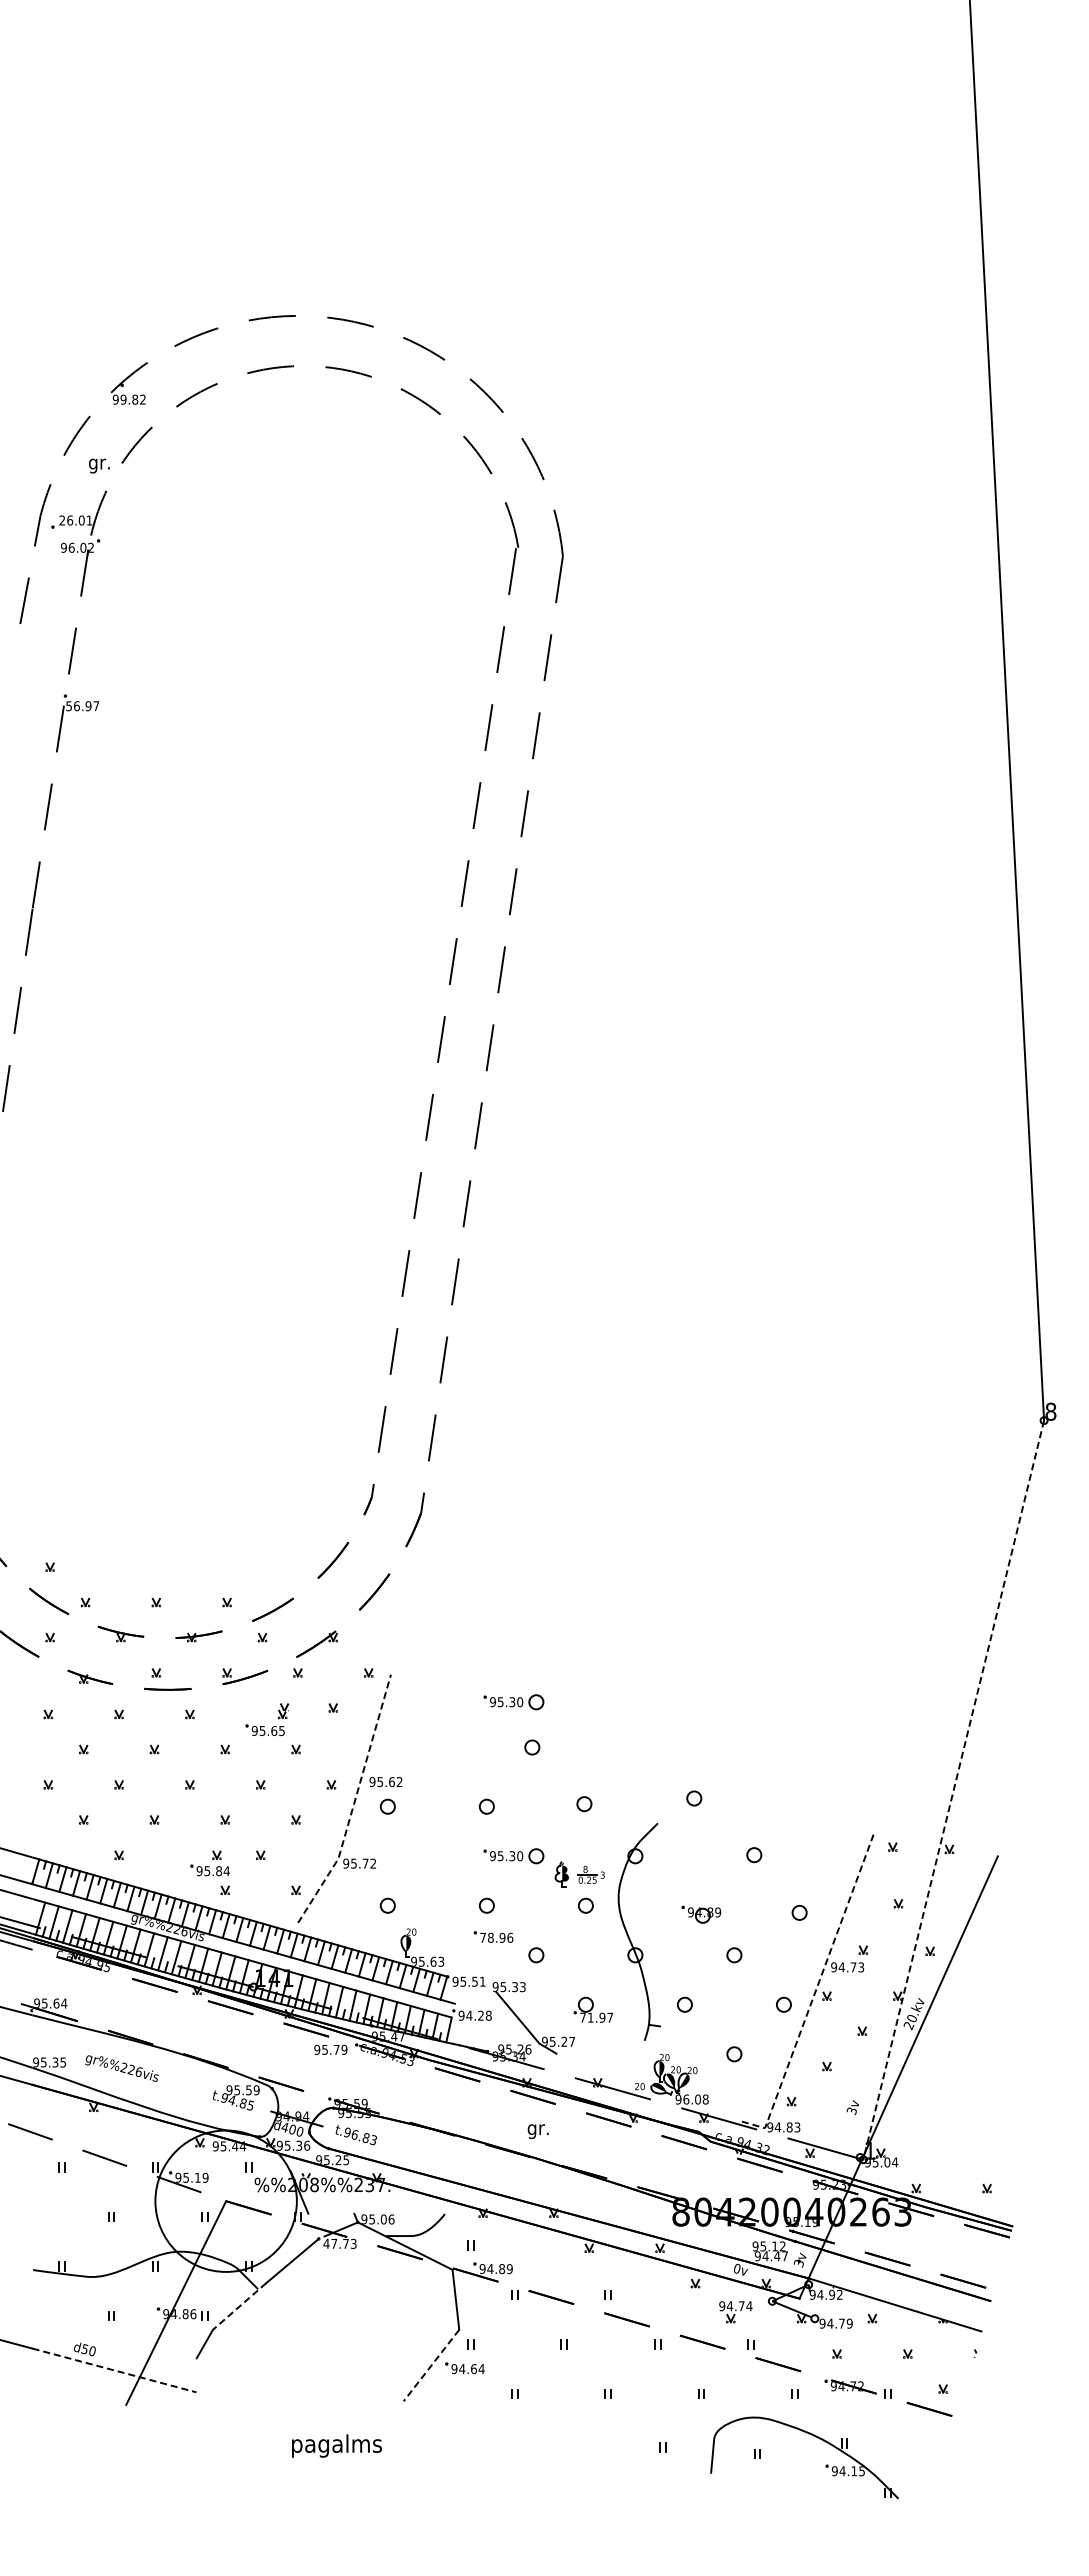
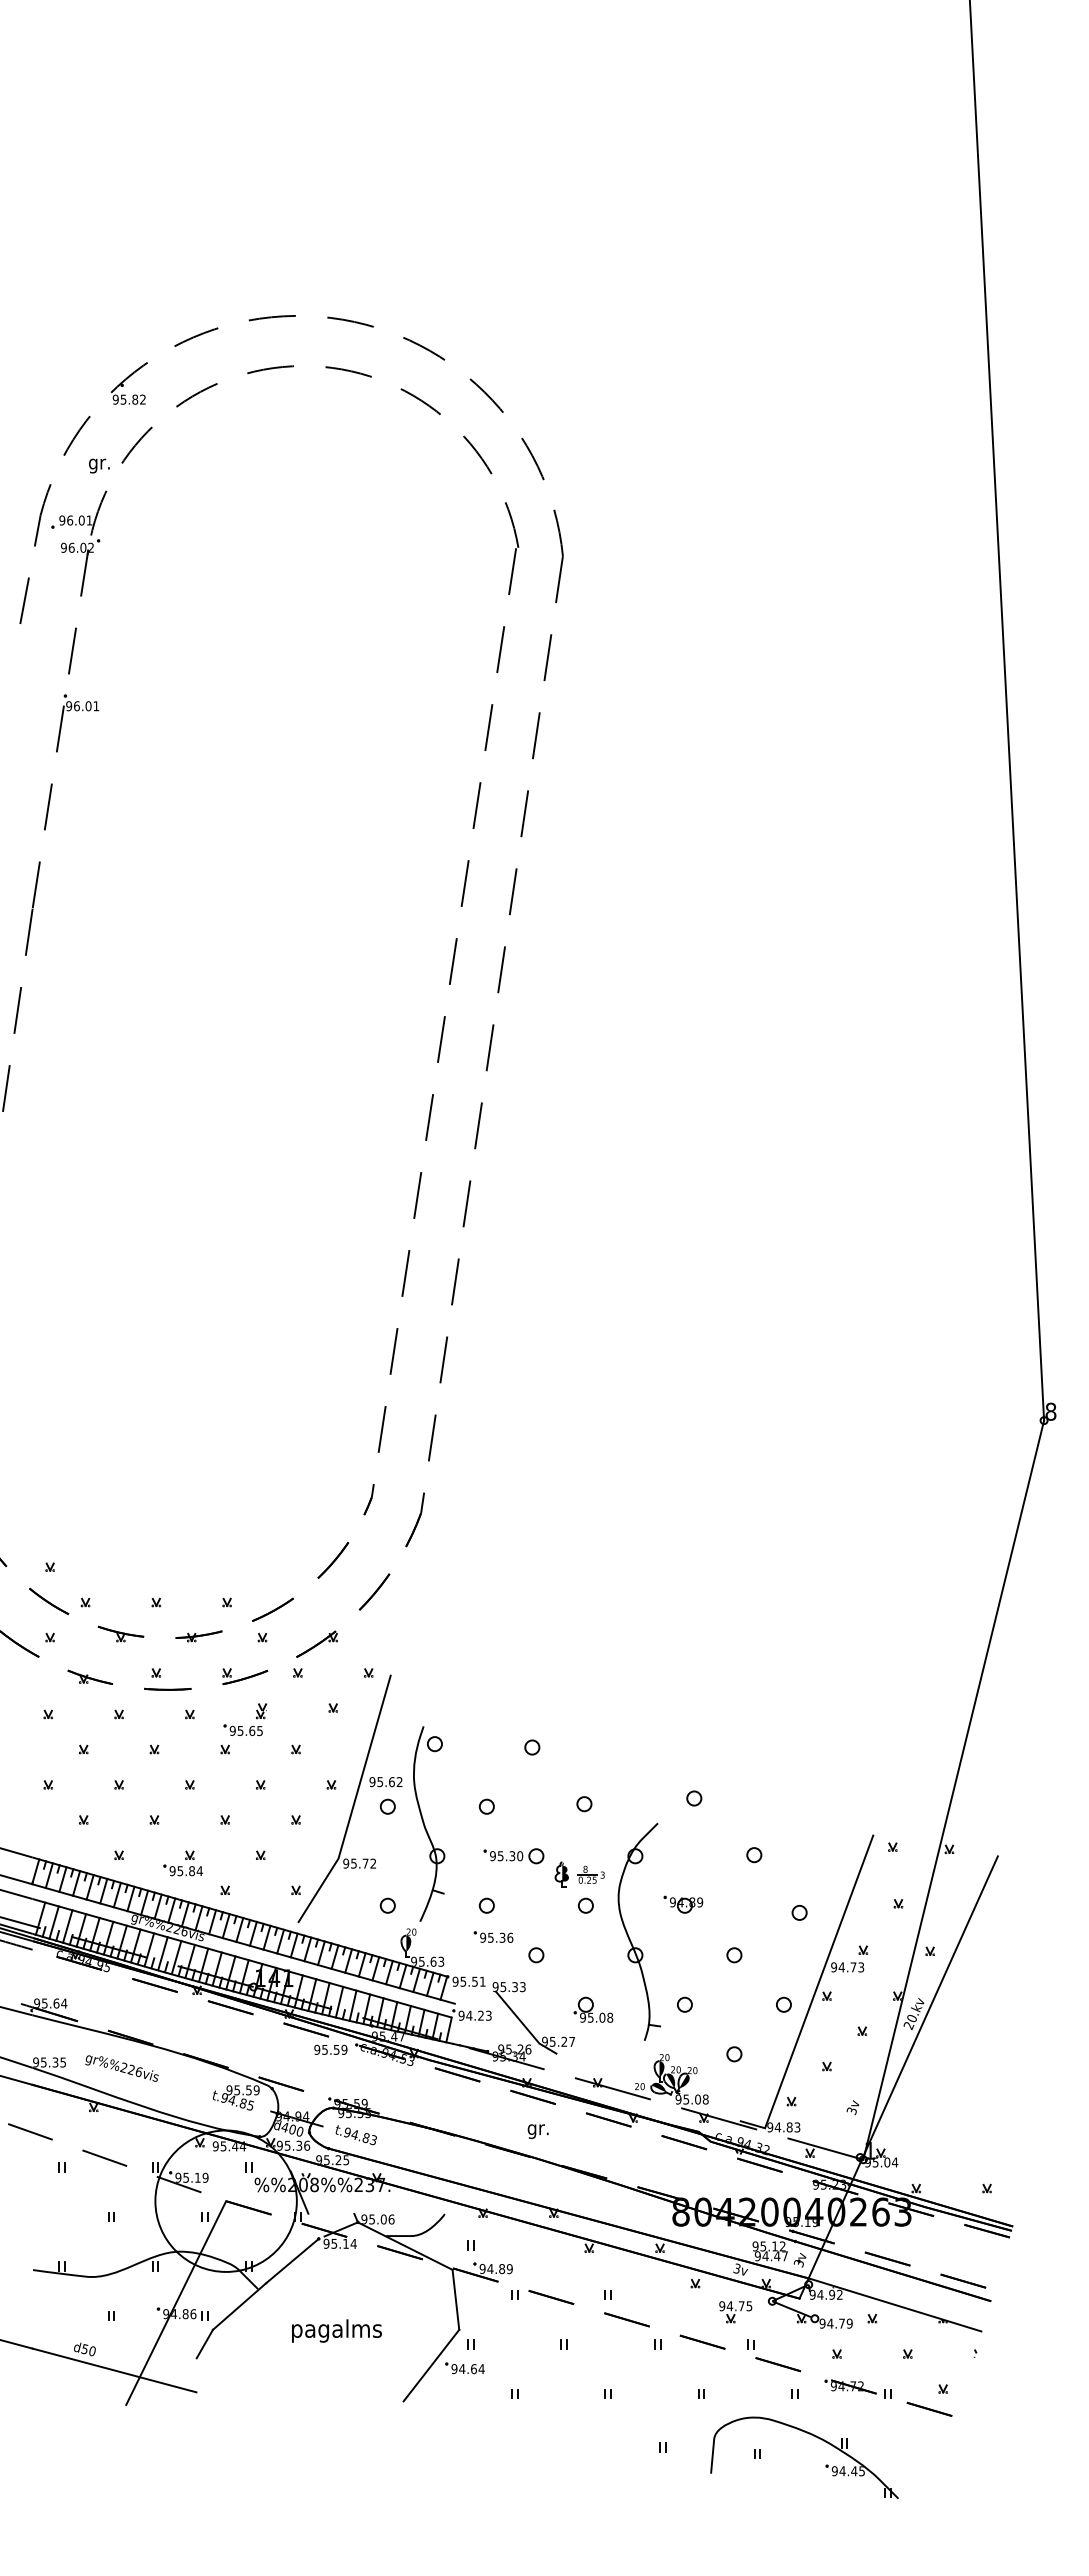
text: 99.82 -> 95.82 (123, 399)
text: 26.01 -> 96.01 (62, 520)
text: 56.97 -> 96.01 (82, 706)
part: present -> none (513, 1702)
part position: (264, 1726) -> (242, 1726) (242, 1726)
line: dashed -> solid (953, 1790)
line: dashed -> solid (354, 1803)
part: none -> present (429, 1823)
part position: (209, 1863) -> (182, 1863) (182, 1863)
part position: (701, 1914) -> (683, 1904) (683, 1904)
text: 78.96 -> 95.36 (492, 1937)
line: dashed -> solid (814, 1995)
text: 94.28 -> 94.23 (488, 2015)
text: 71.97 -> 95.08 (596, 2017)
text: 95.79 -> 95.59 (336, 2049)
text: 96.08 -> 95.08 (686, 2099)
text: t.96.83 -> t.94.83 (354, 2134)
text: 47.73 -> 95.14 (339, 2243)
text: 0v -> 3v (736, 2268)
line: dashed -> solid (239, 2306)
text: 94.74 -> 94.75 (749, 2306)
line: dashed -> solid (431, 2365)
line: dashed -> solid (114, 2370)
text position: (336, 2445) -> (336, 2330) (336, 2330)
text: 94.15 -> 94.45 (854, 2471)
